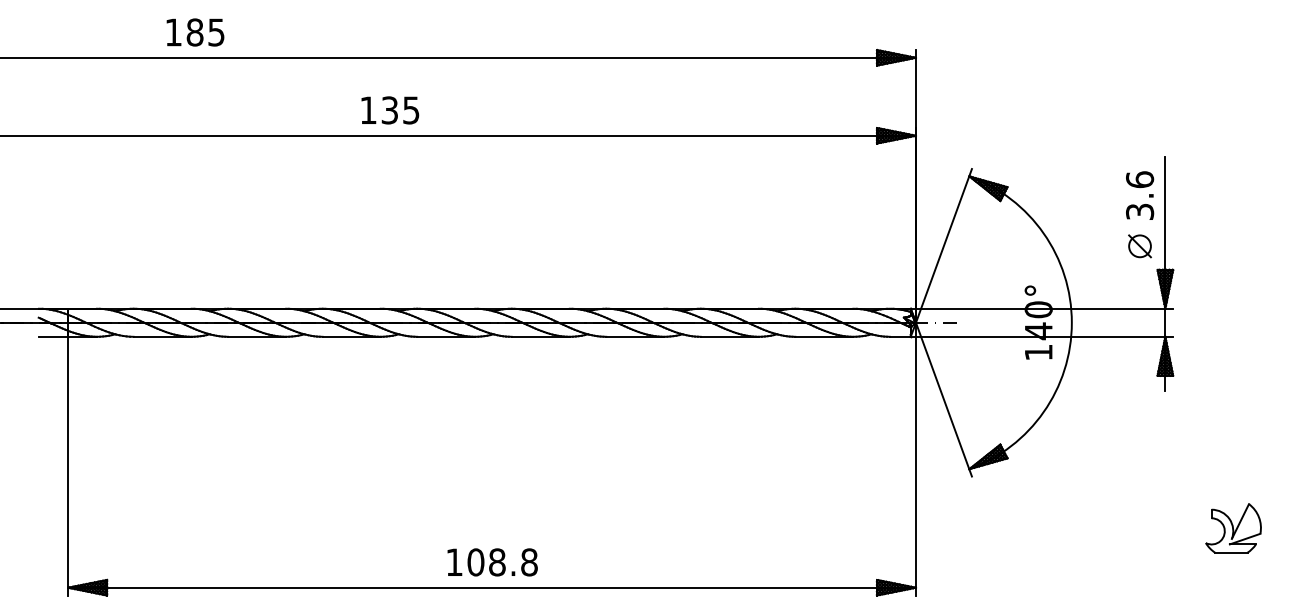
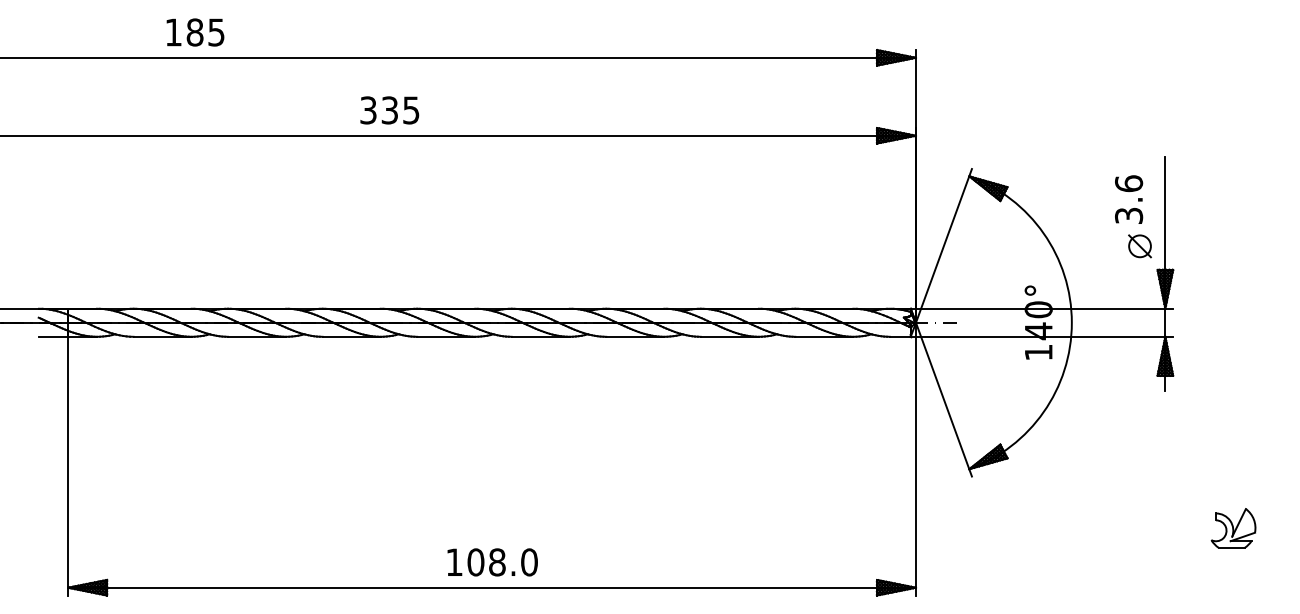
text: 135 -> 335 (368, 110)
text position: (1140, 195) -> (1129, 199) (1129, 199)
part size: 57x51 px -> 47x41 px (1233, 528)
text: 108.8 -> 108.0 (529, 562)
